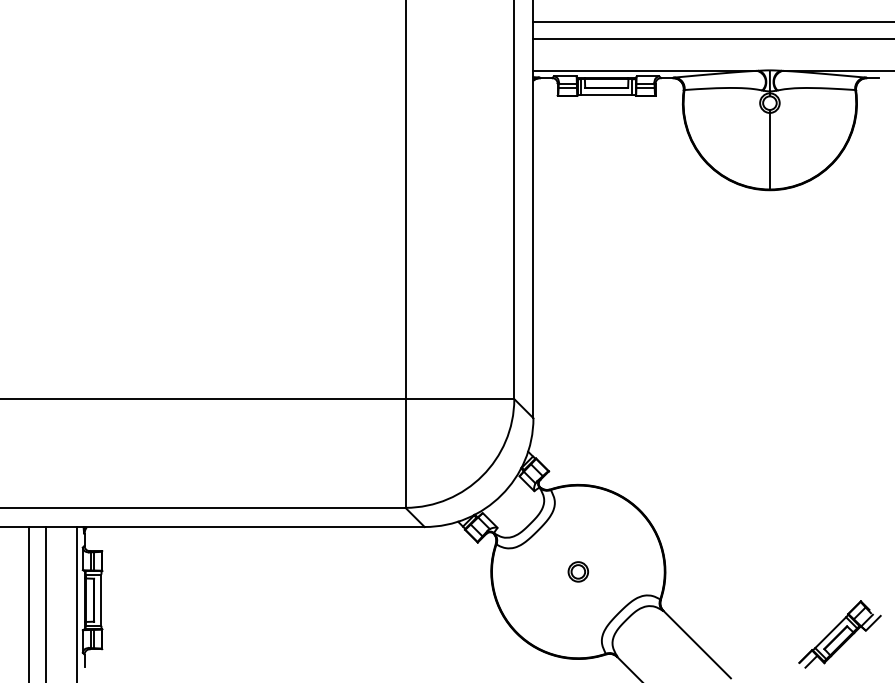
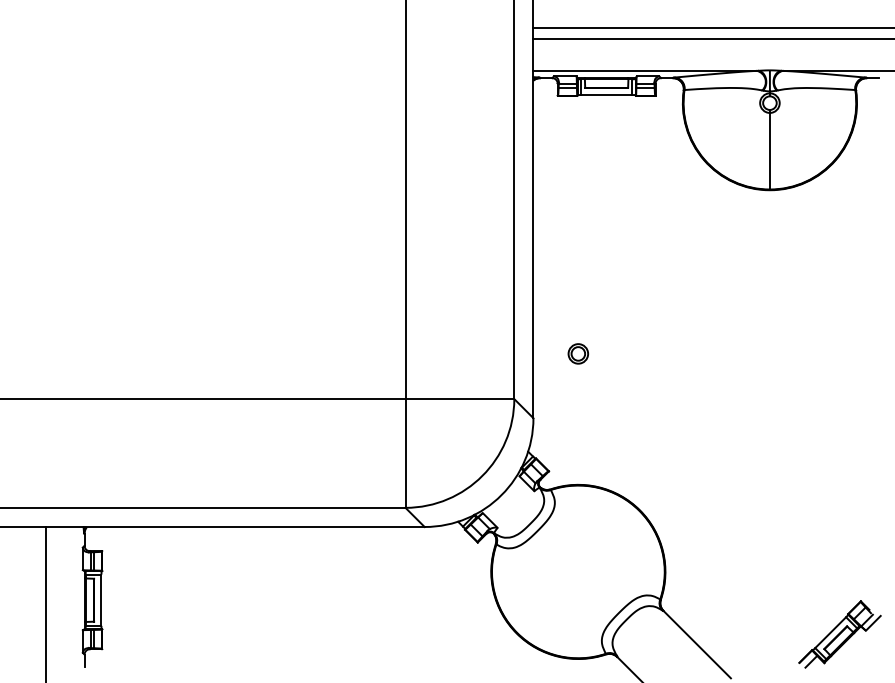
line position: (712, 22) -> (712, 28) (712, 28)
part position: (577, 571) -> (577, 353) (577, 353)
line: present -> none (28, 603)
line: present -> none (77, 603)
